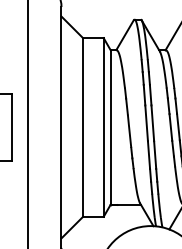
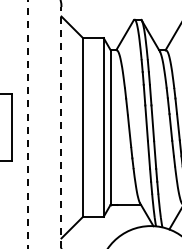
line: solid -> dashed (28, 123)
line: solid -> dashed (61, 126)
